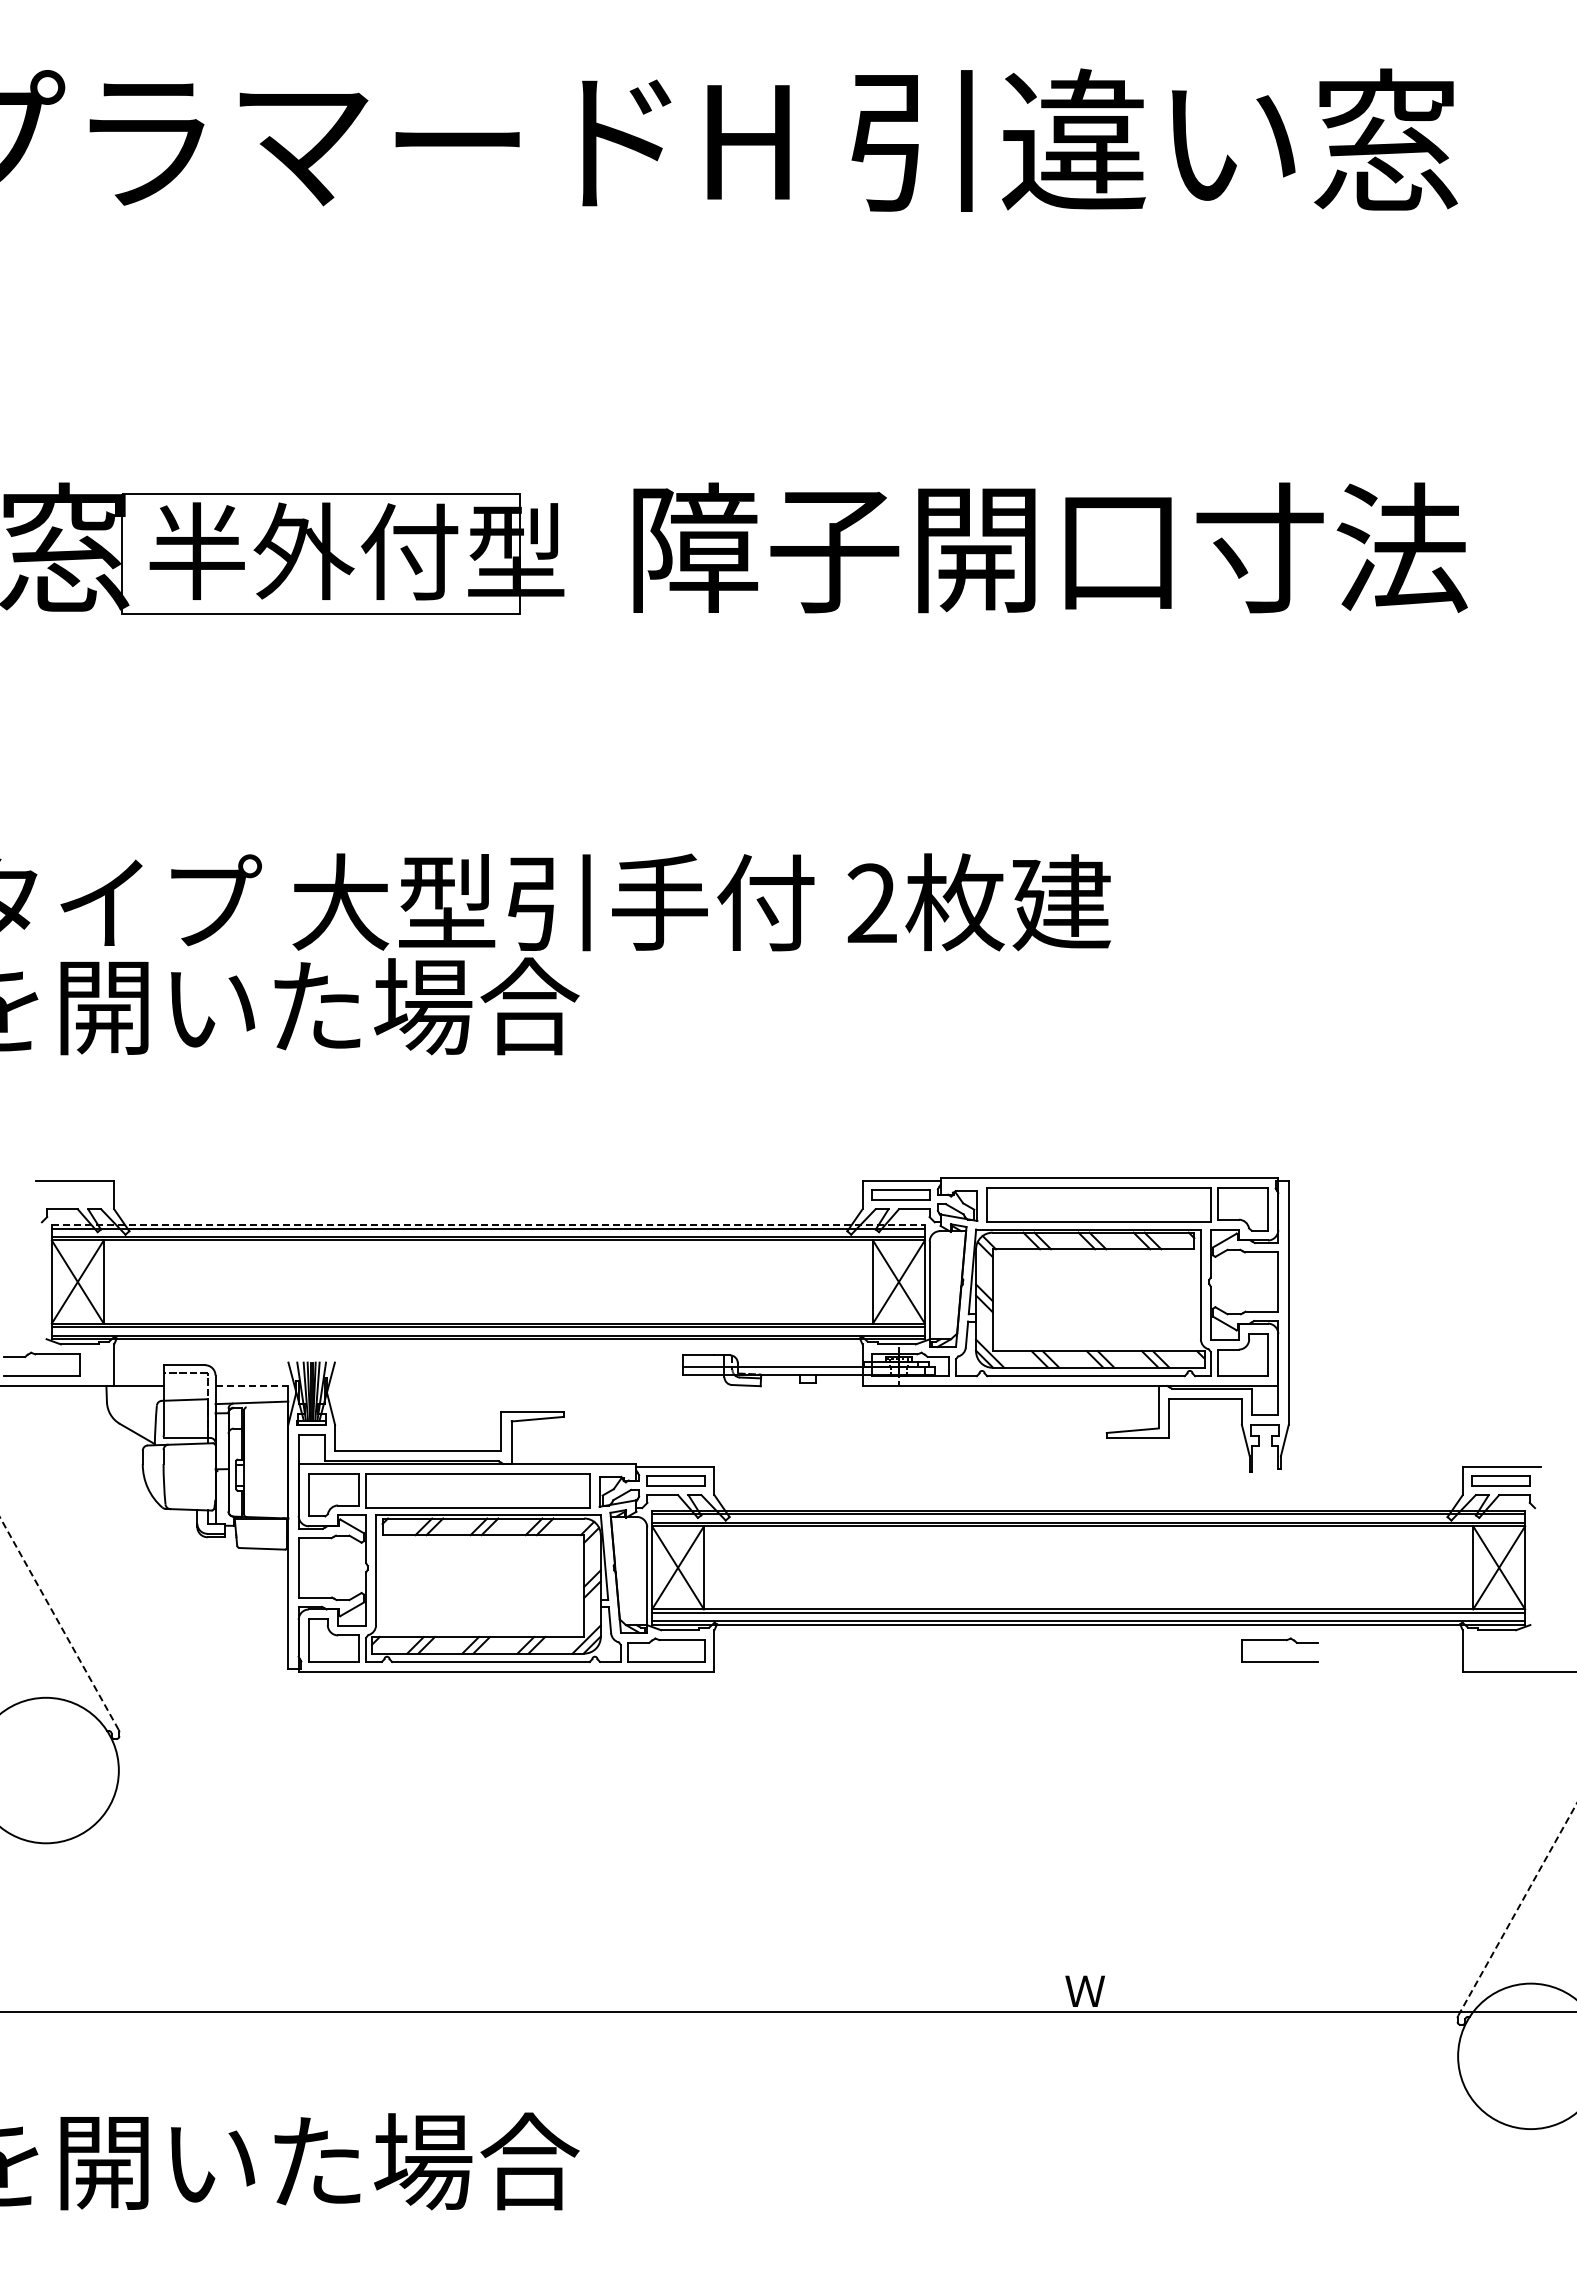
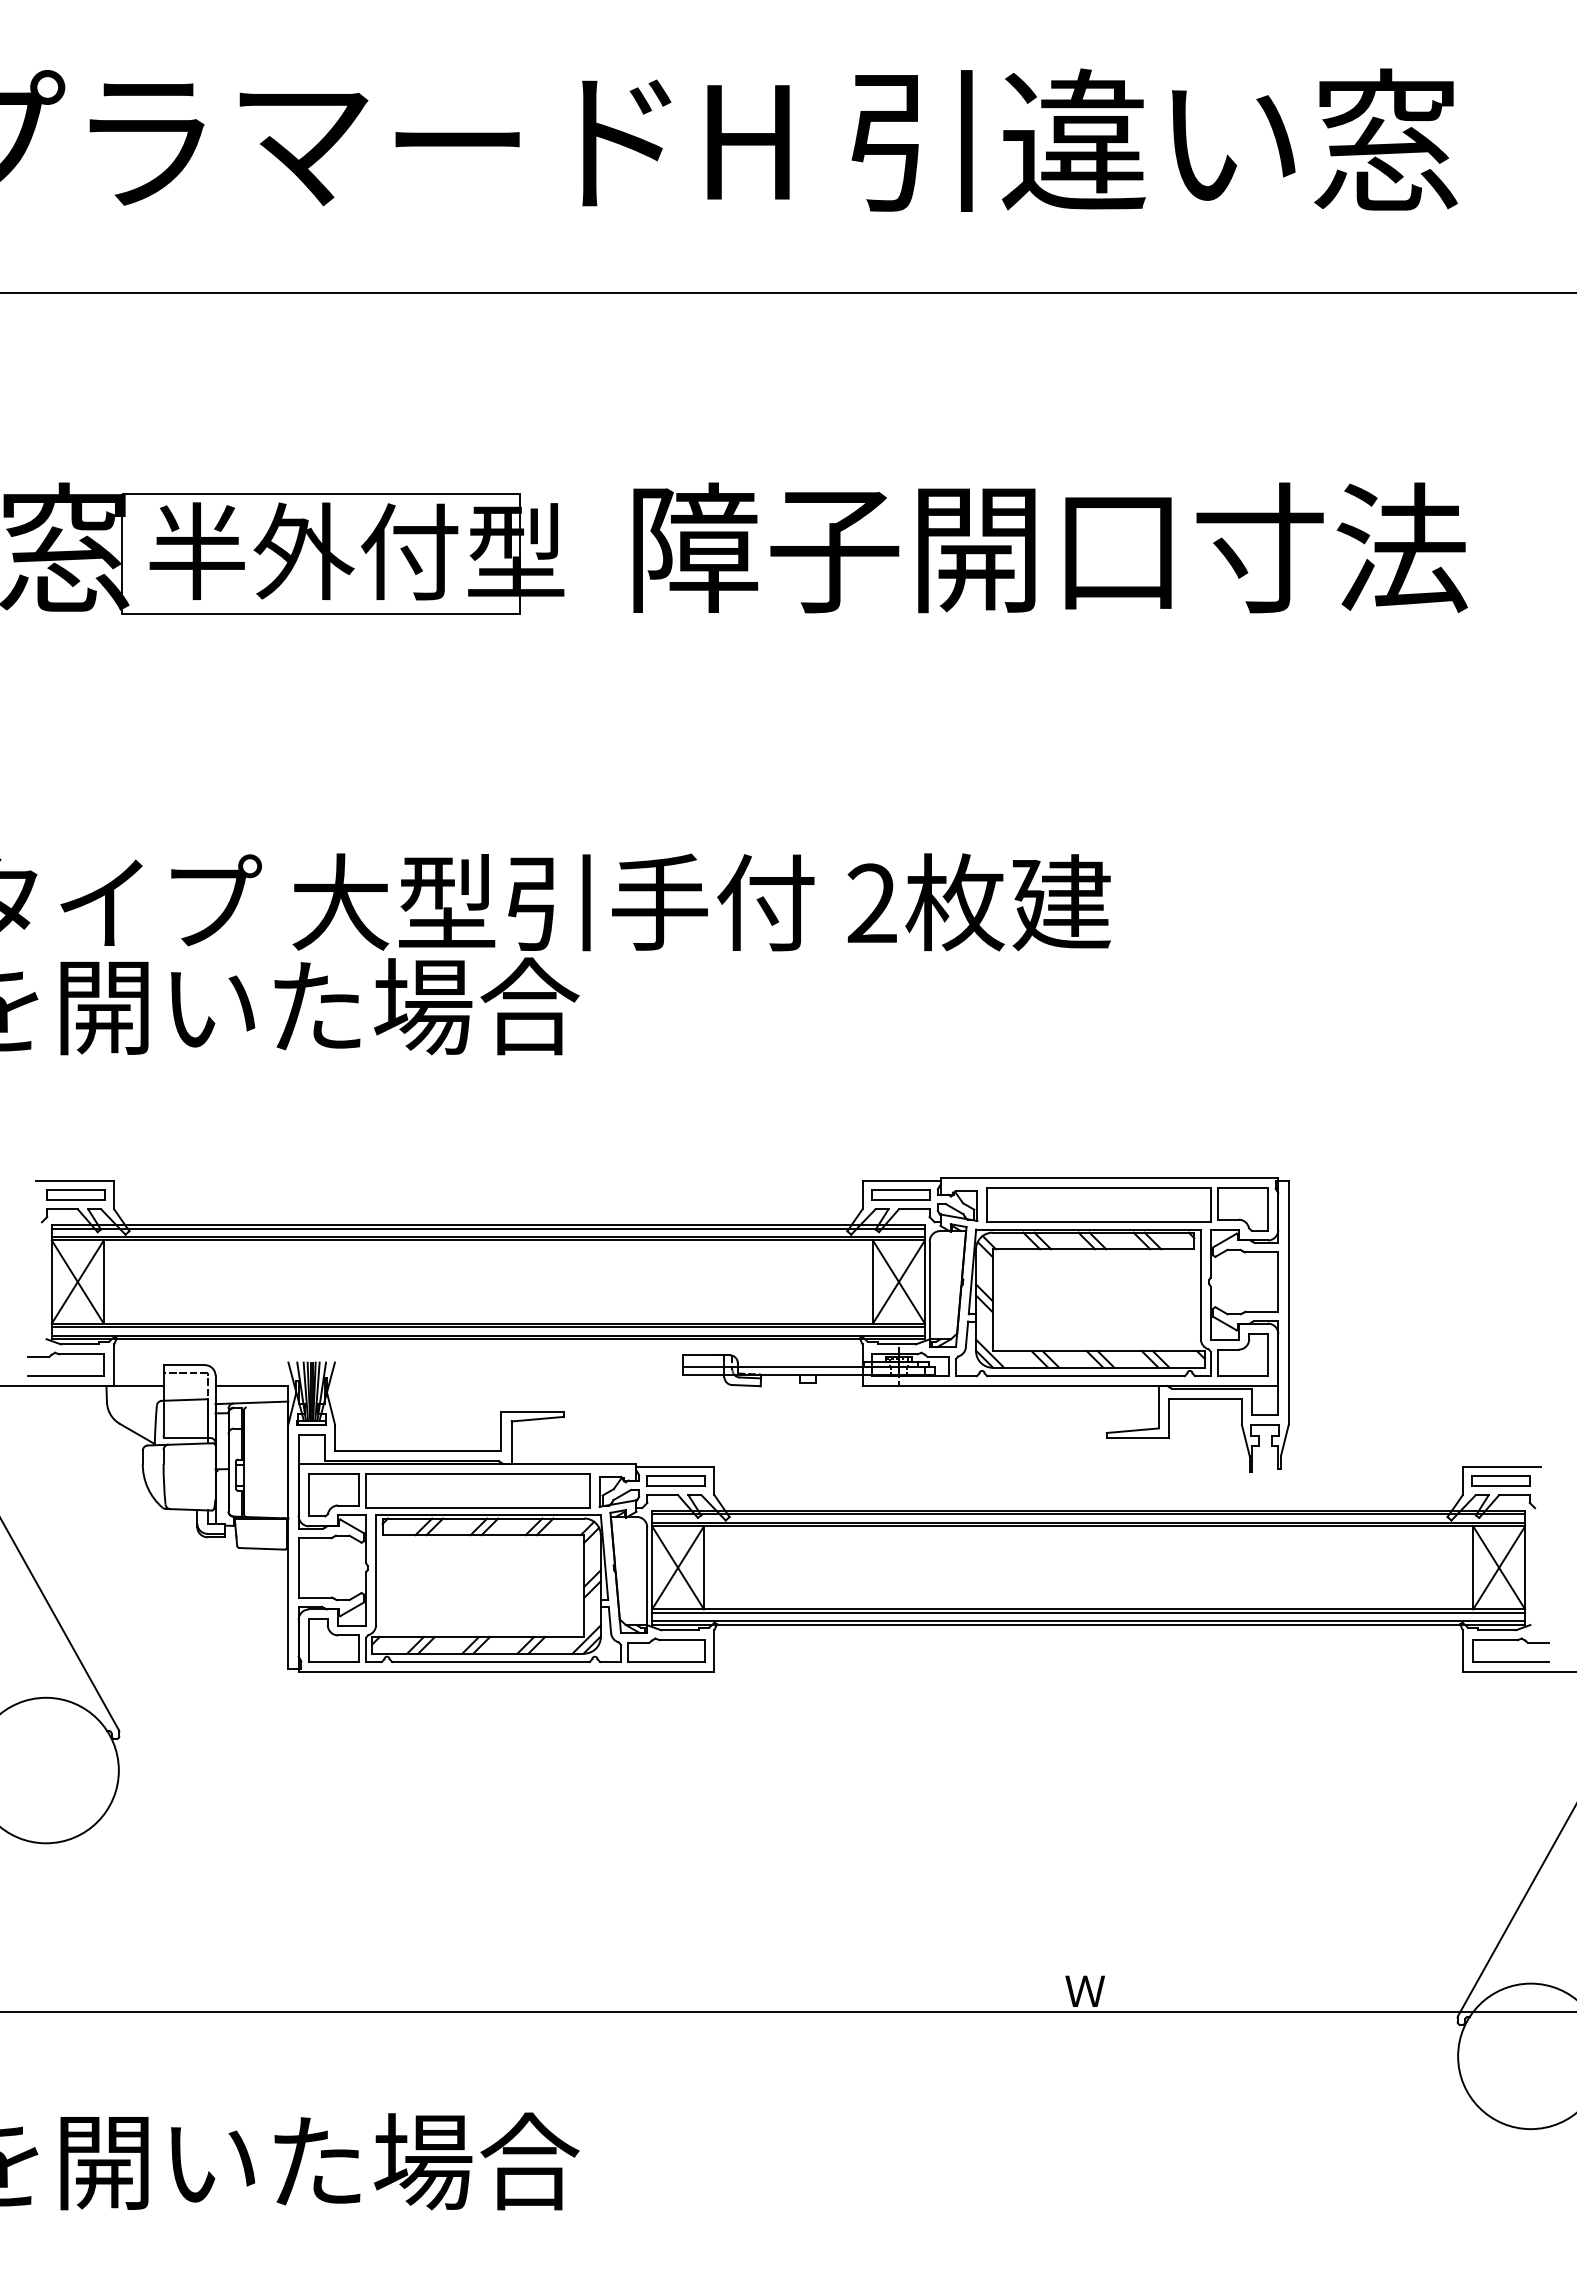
line: none -> present (787, 293)
part: none -> present (75, 1194)
line: dashed -> solid (488, 1224)
part position: (41, 1354) -> (65, 1354) (65, 1354)
line: dashed -> solid (252, 1385)
line: dashed -> solid (59, 1623)
part position: (1279, 1640) -> (1510, 1640) (1510, 1640)
line: dashed -> solid (1517, 1909)
